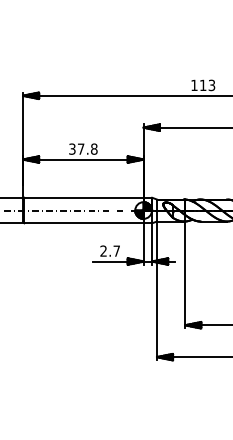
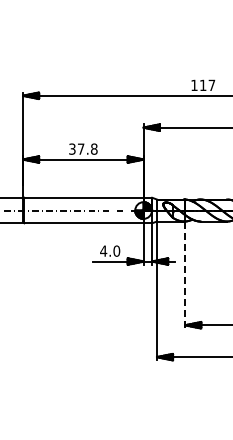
text: 113 -> 117 (211, 85)
text: 2.7 -> 4.0 (110, 250)
line: solid -> dashed (185, 275)
